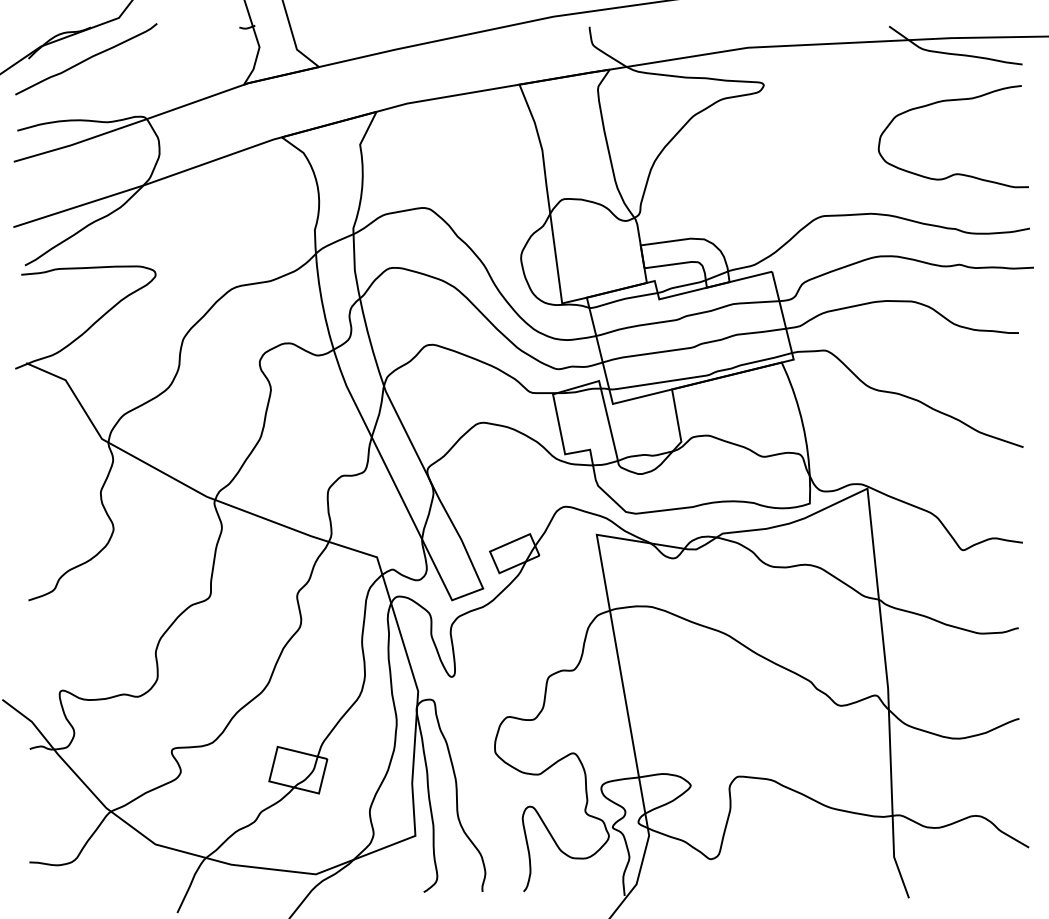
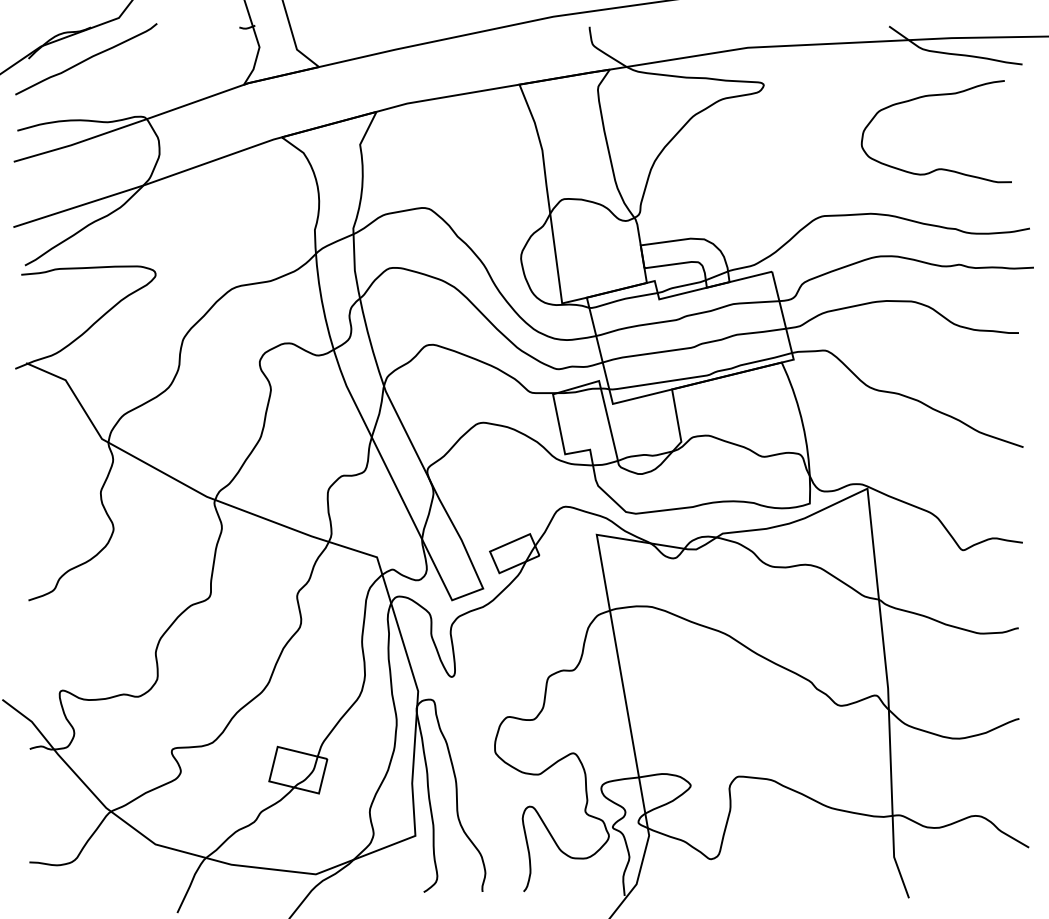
curve position: (951, 101) -> (934, 96) (934, 96)
